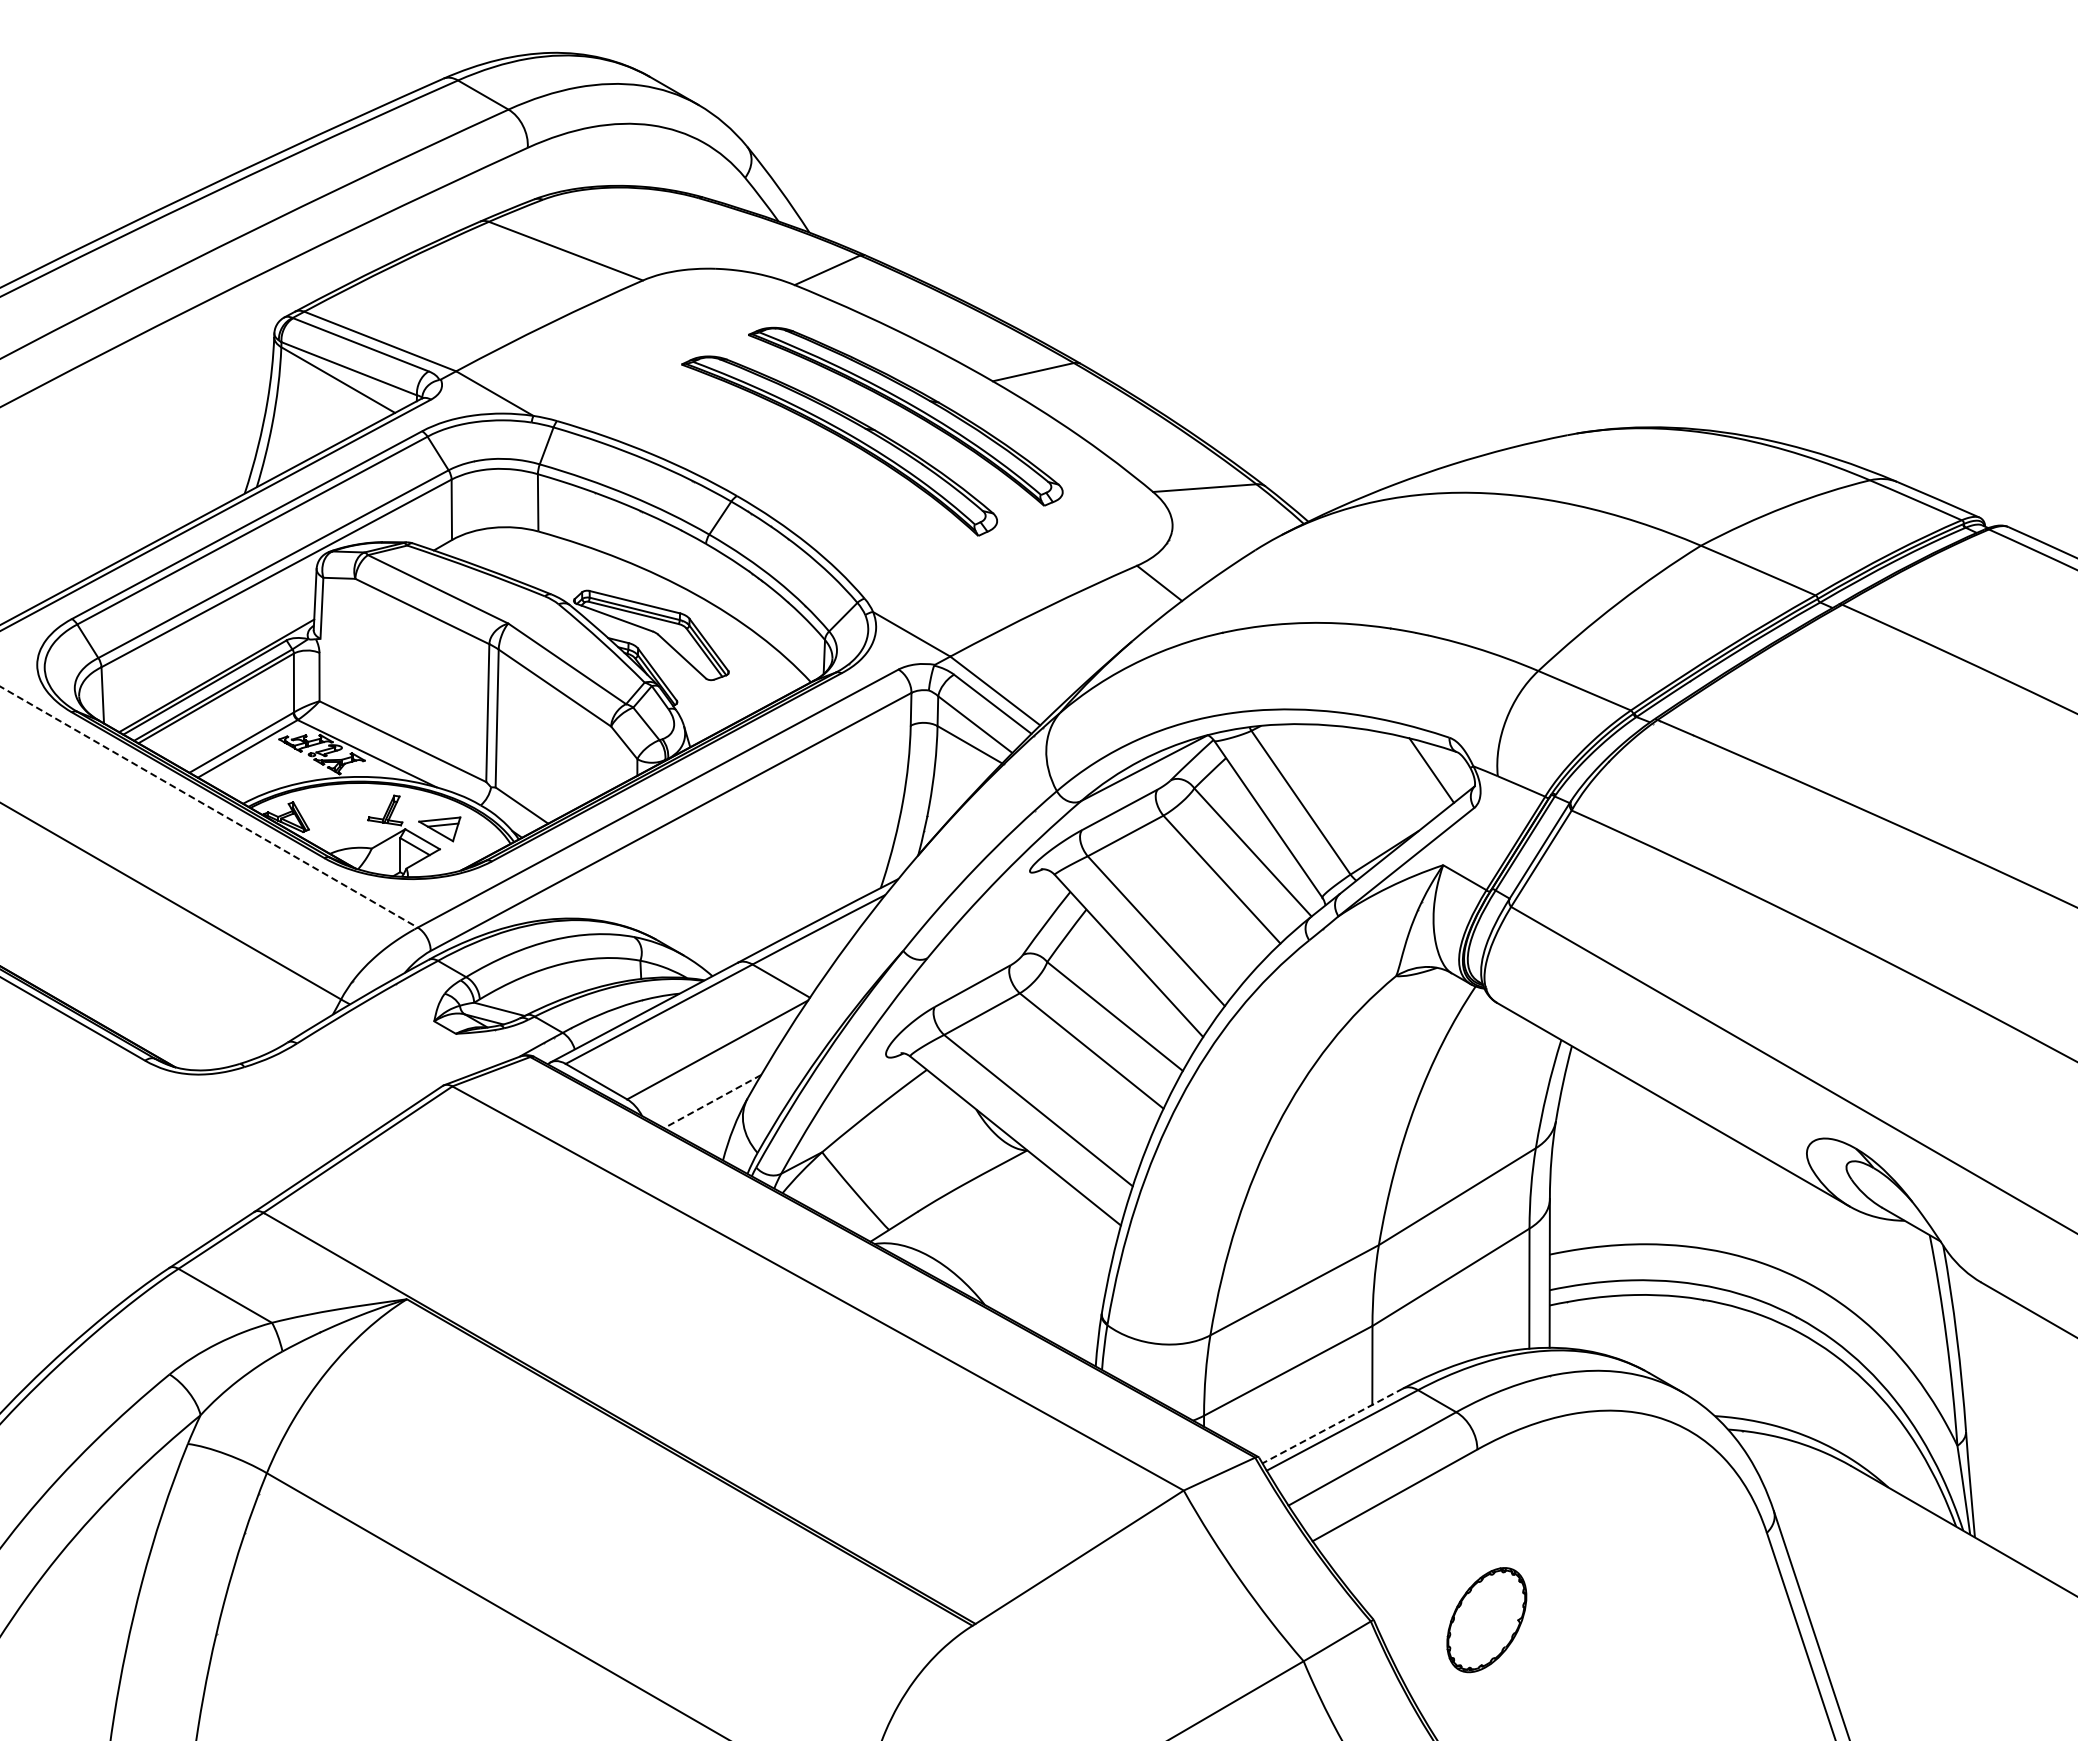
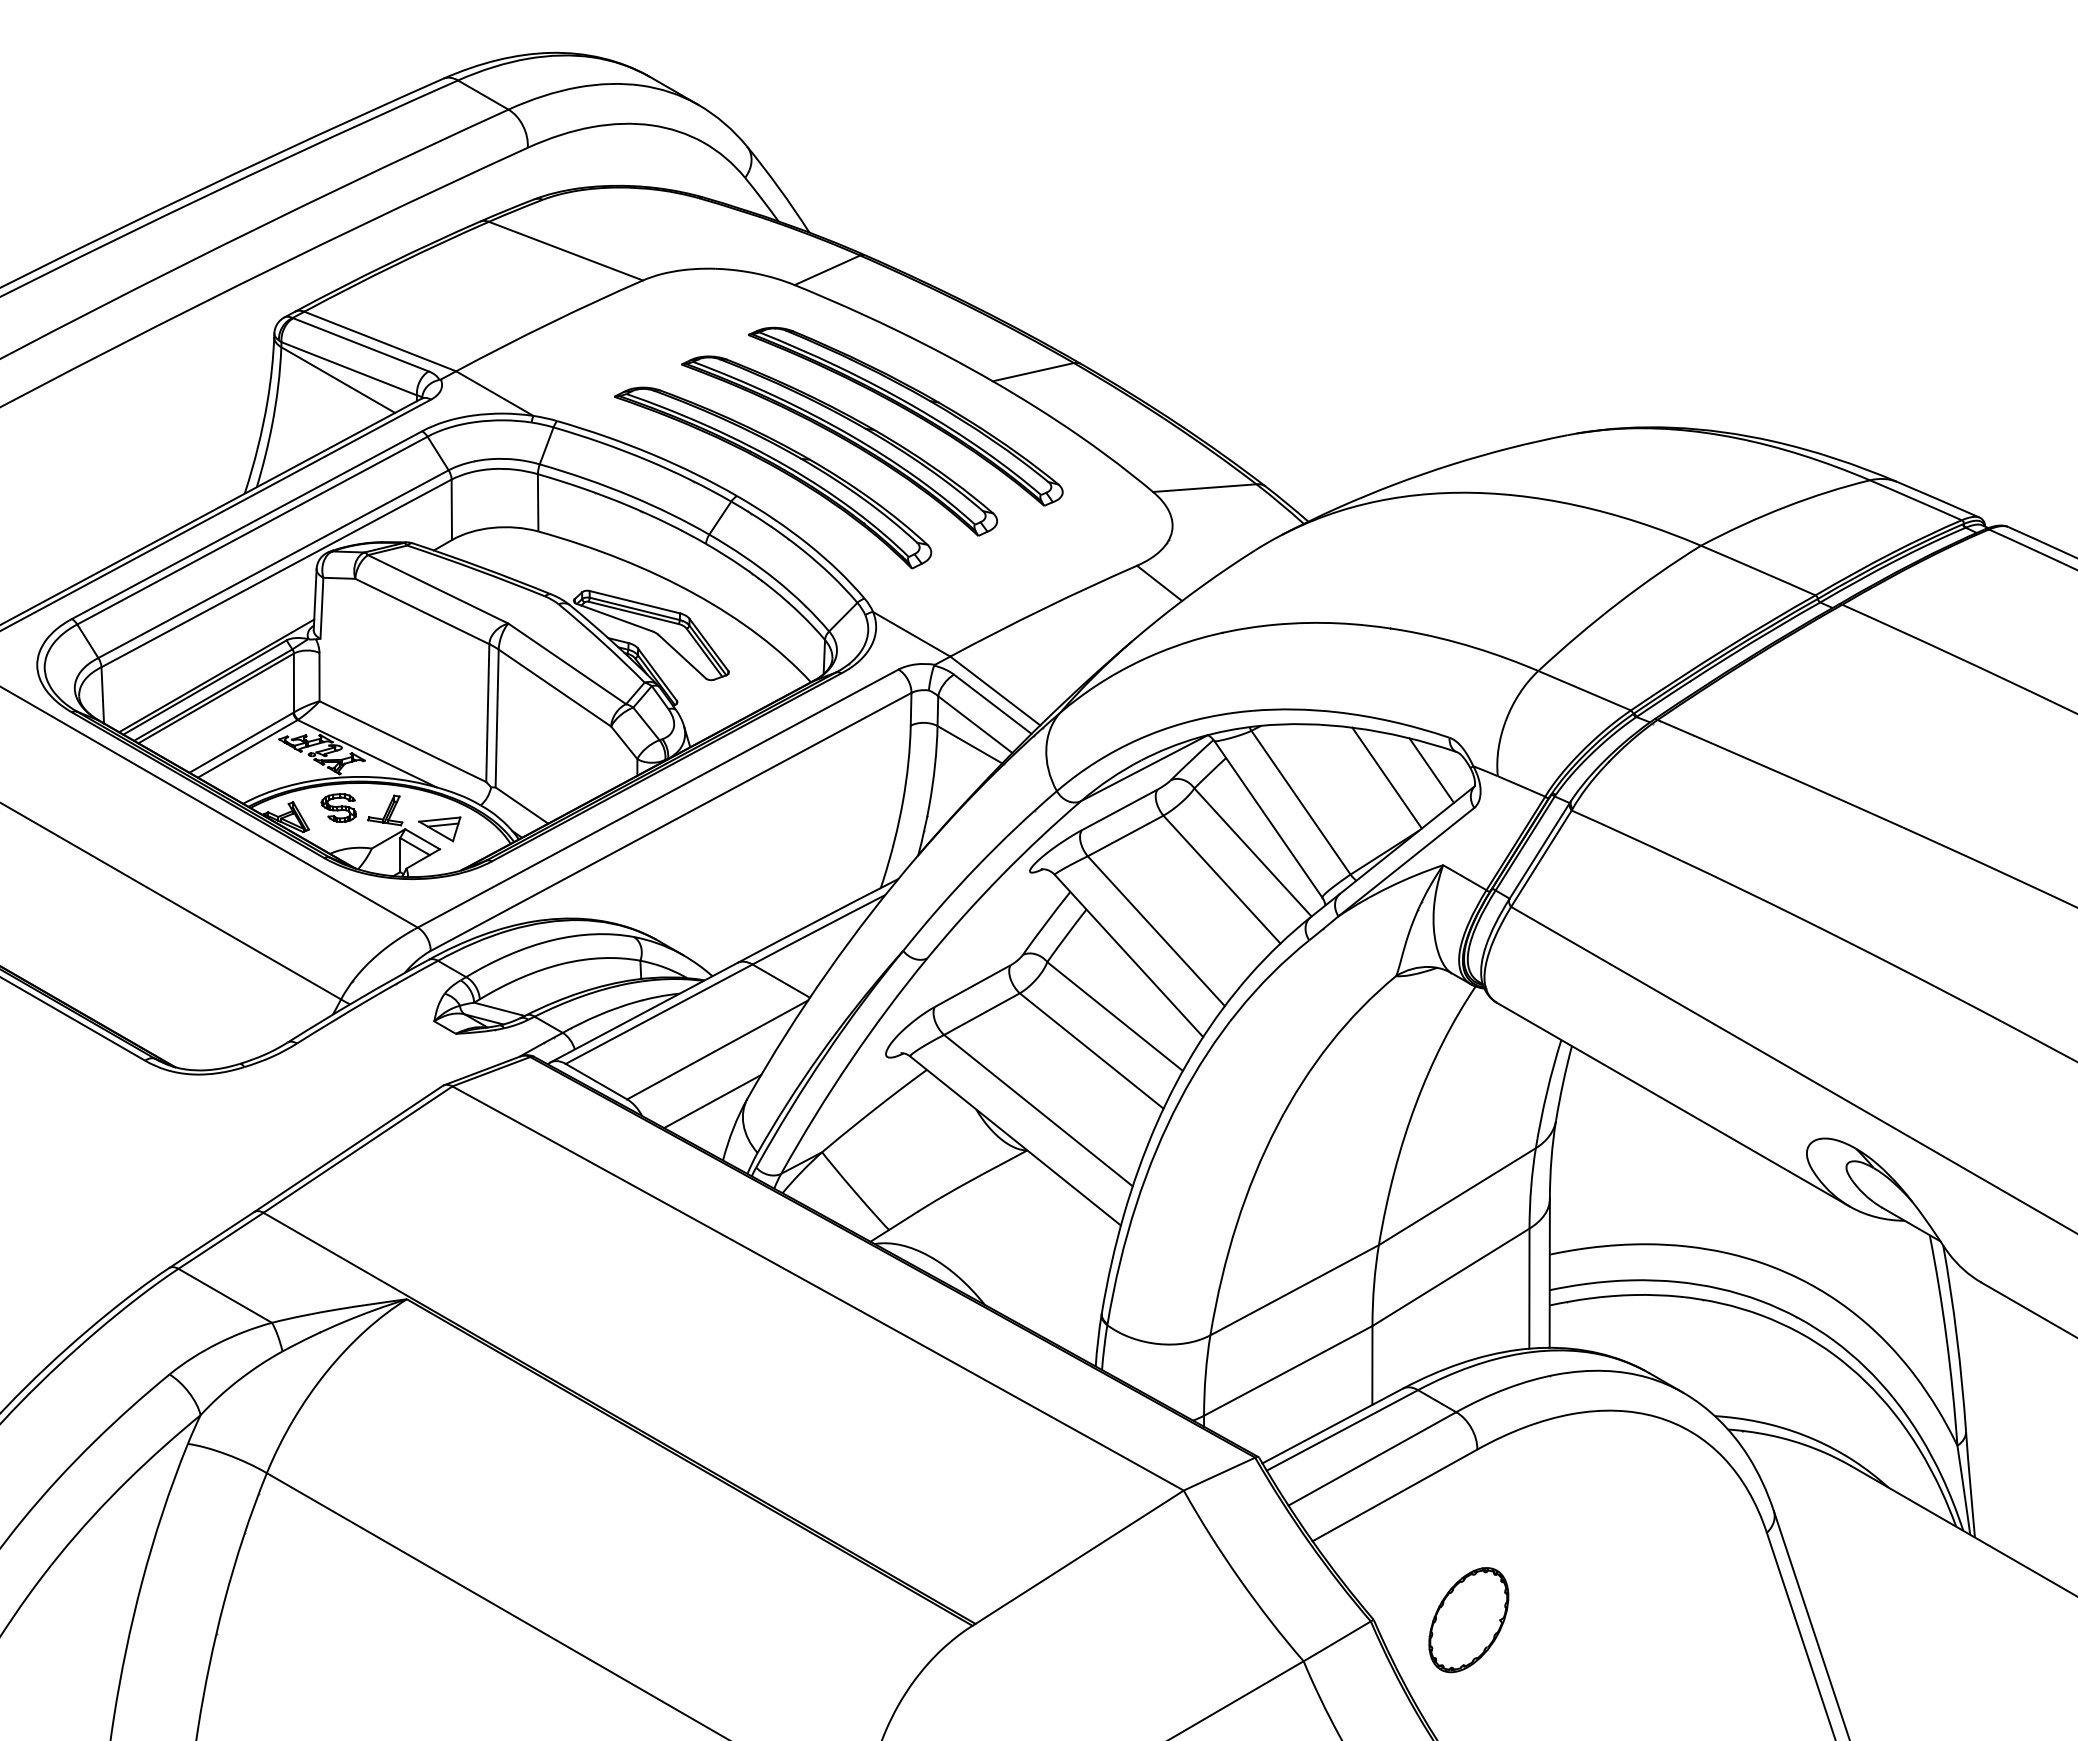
part: none -> present (778, 470)
line: none -> present (1386, 777)
line: dashed -> solid (209, 807)
part: none -> present (338, 807)
line: dashed -> solid (712, 1101)
line: dashed -> solid (1332, 1425)
part position: (1486, 1620) -> (1468, 1620) (1468, 1620)
